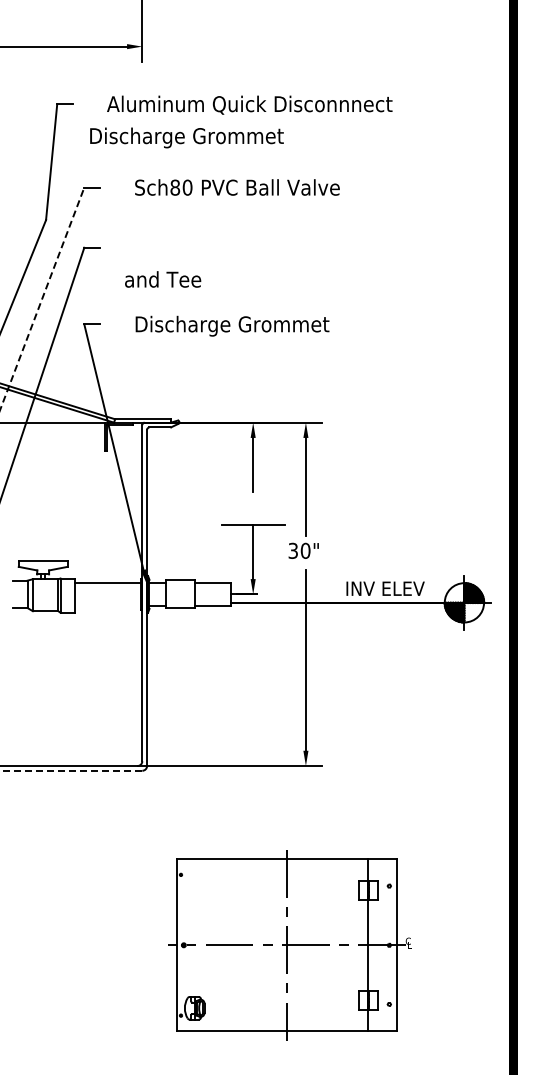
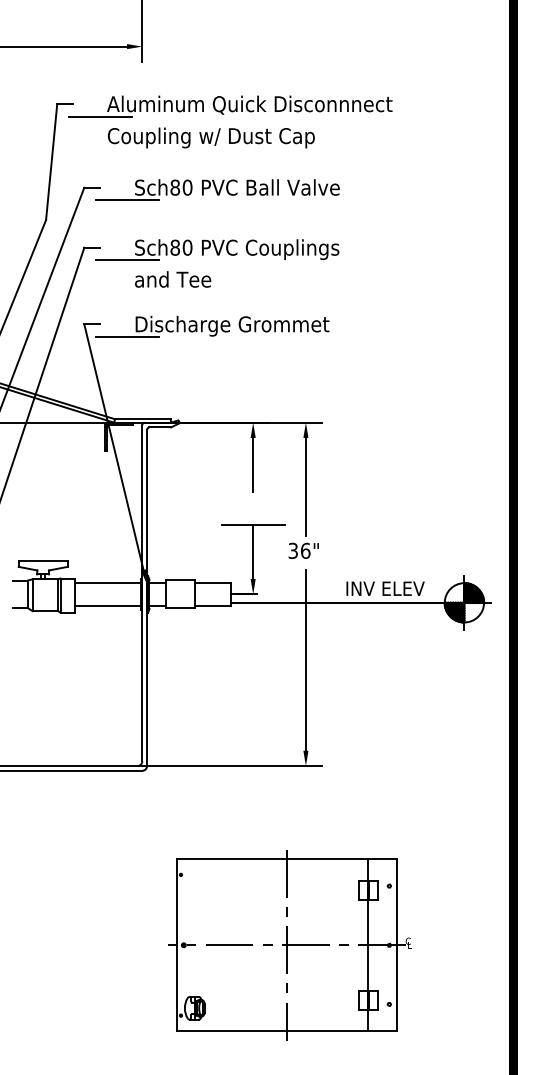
line: none -> present (100, 116)
text: Discharge Grommet -> Coupling w/ Dust Cap (202, 137)
line: none -> present (127, 200)
part: none -> present (217, 249)
text position: (163, 279) -> (173, 279) (173, 279)
line: dashed -> solid (42, 298)
line: none -> present (127, 336)
text: 30" -> 36" (305, 550)
line: none -> present (108, 605)
line: dashed -> solid (71, 770)
